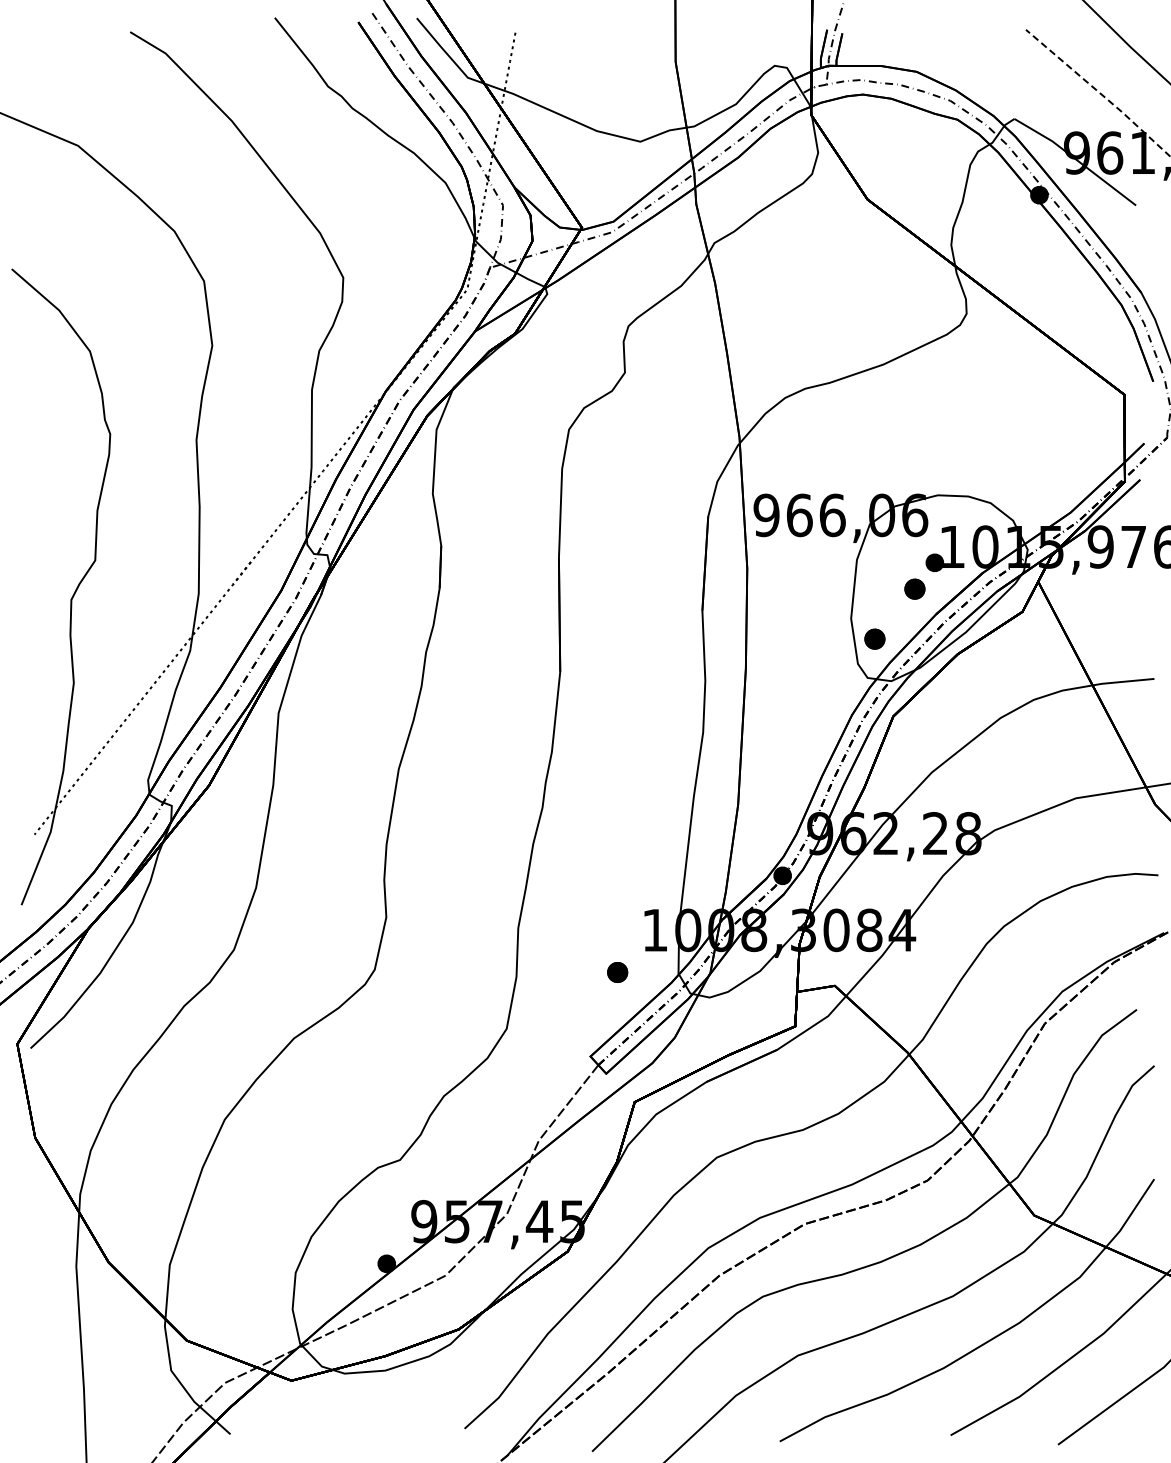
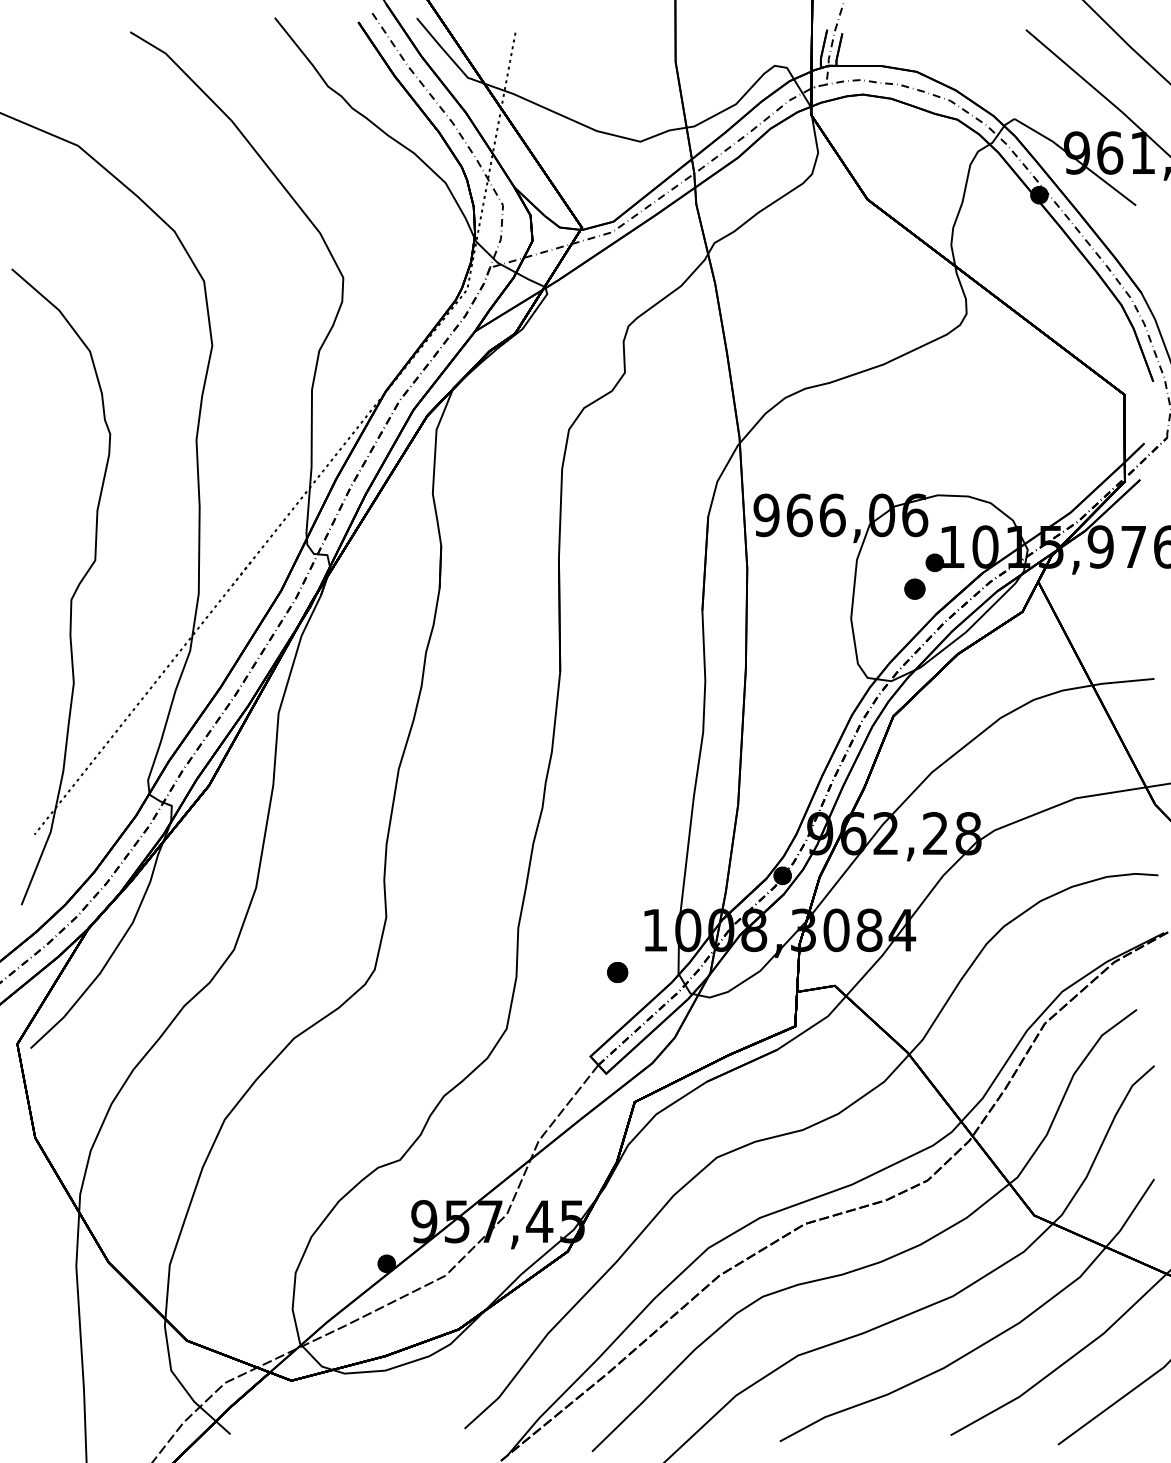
line: dashed -> solid (1099, 92)
part: present -> none (874, 638)
